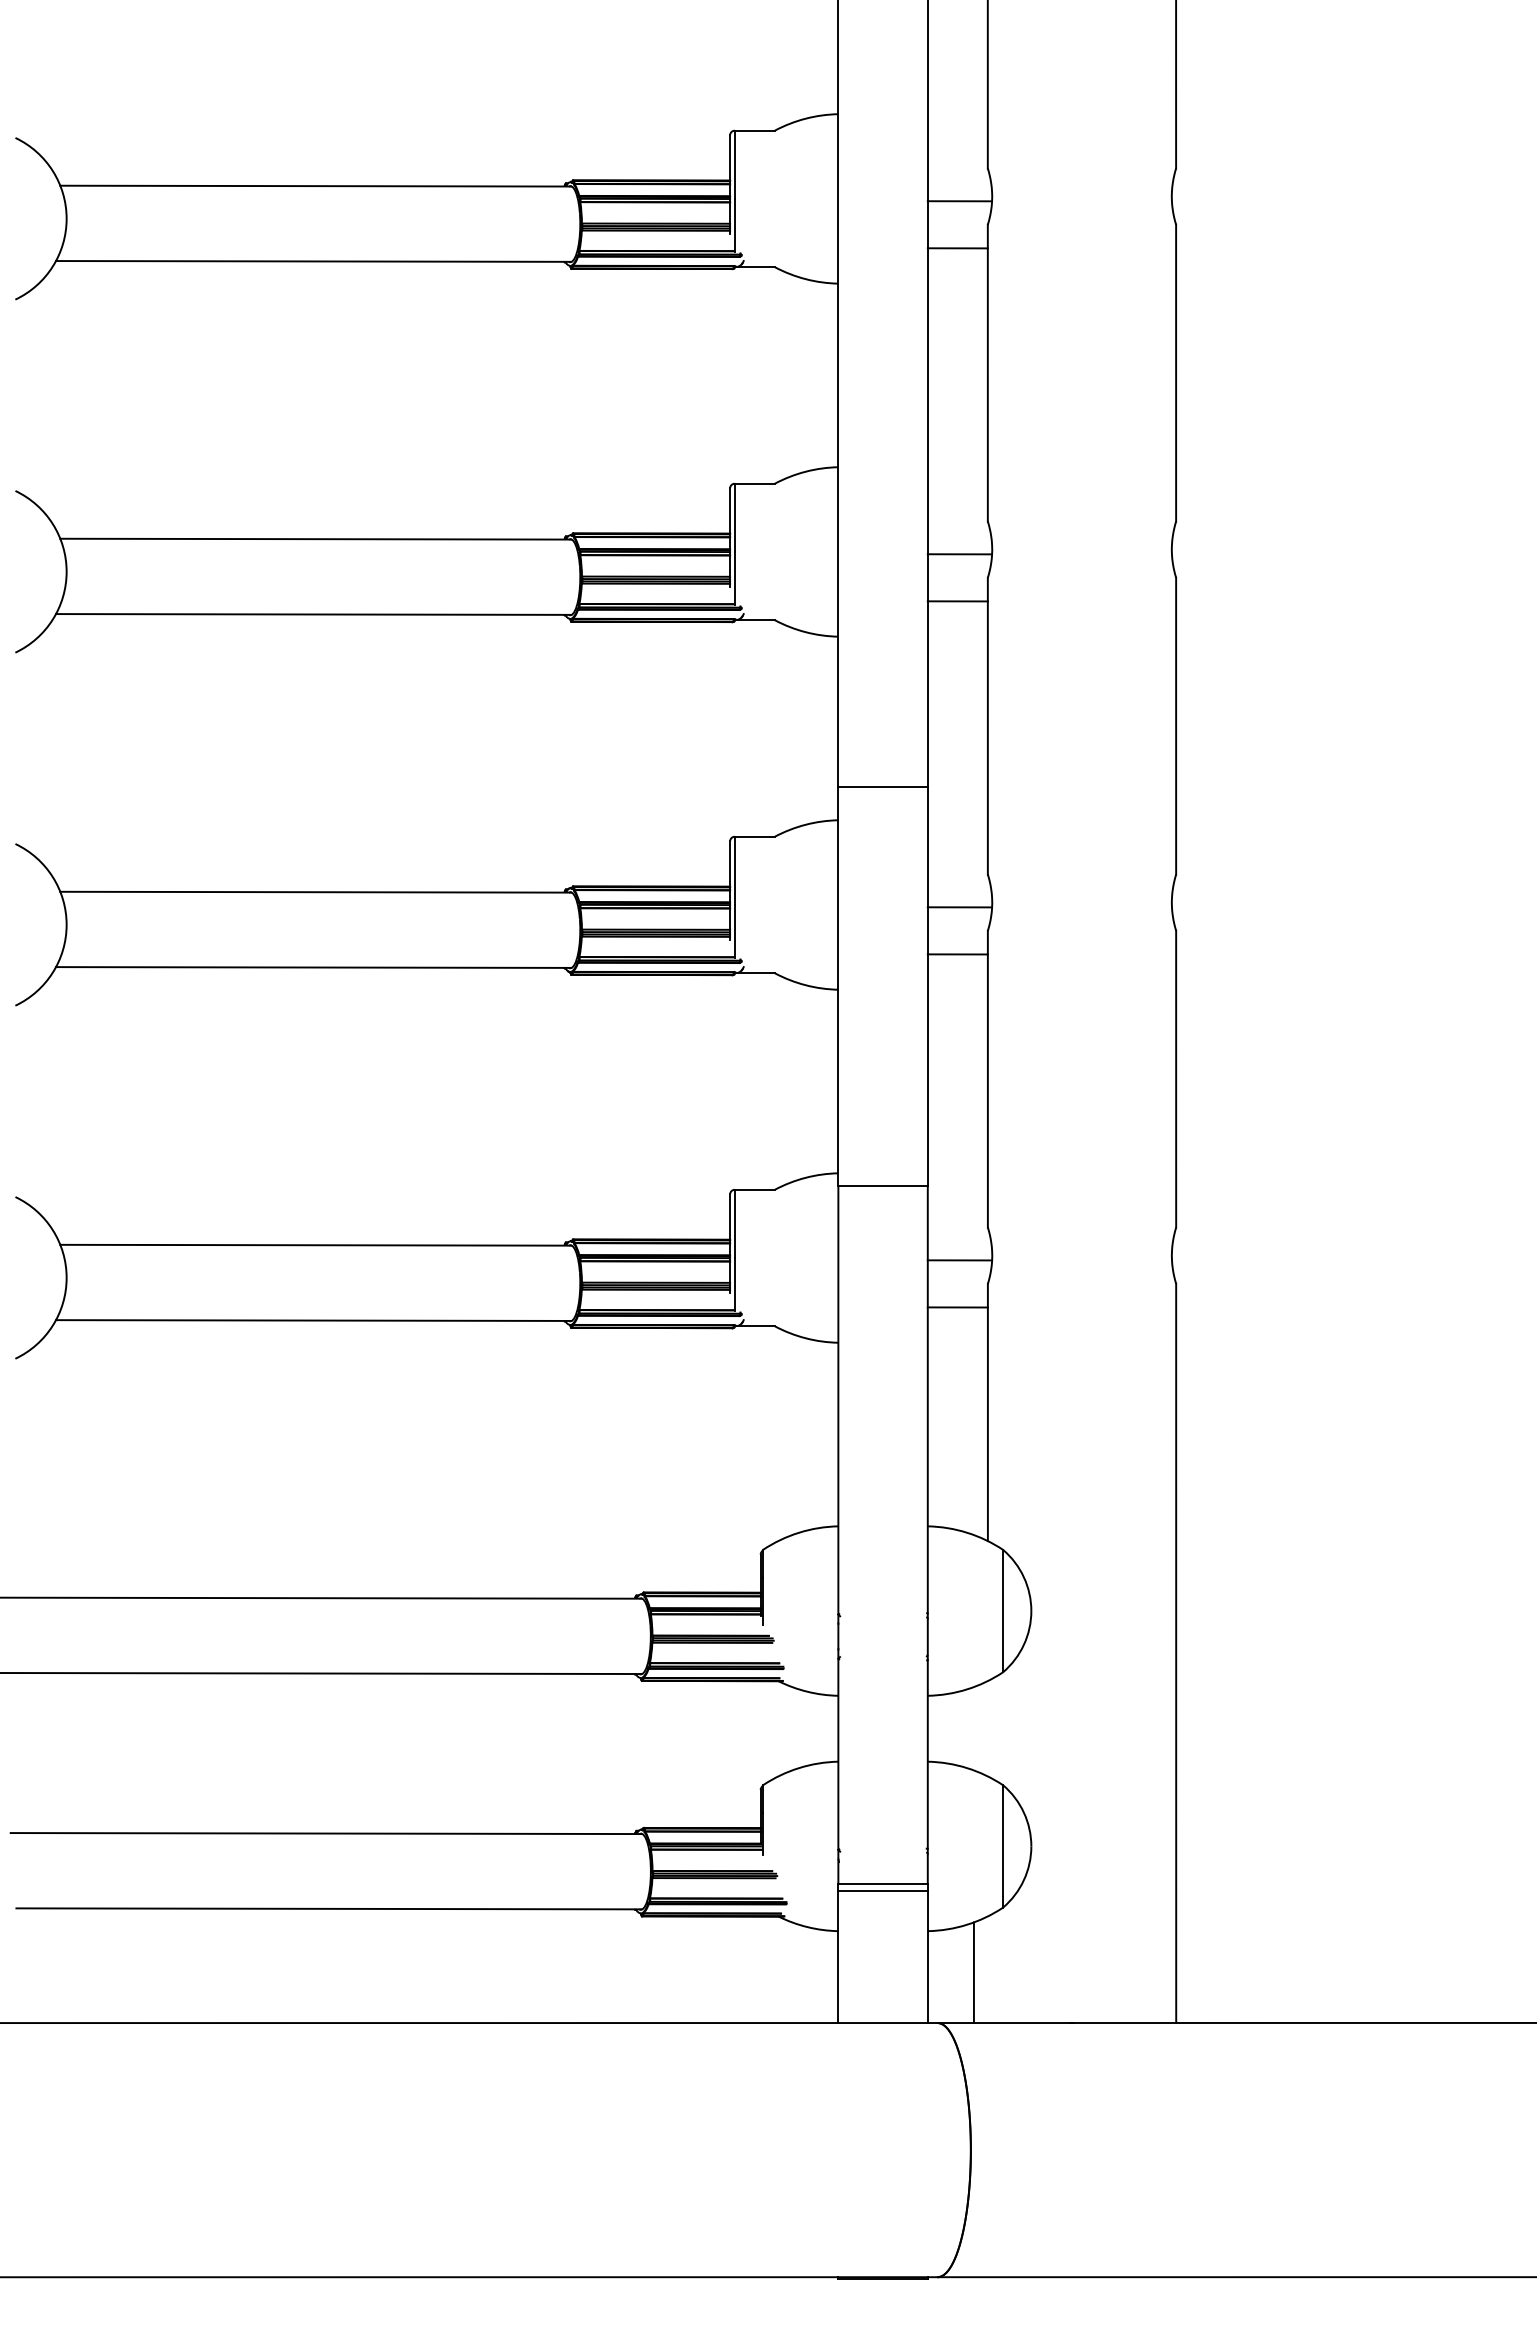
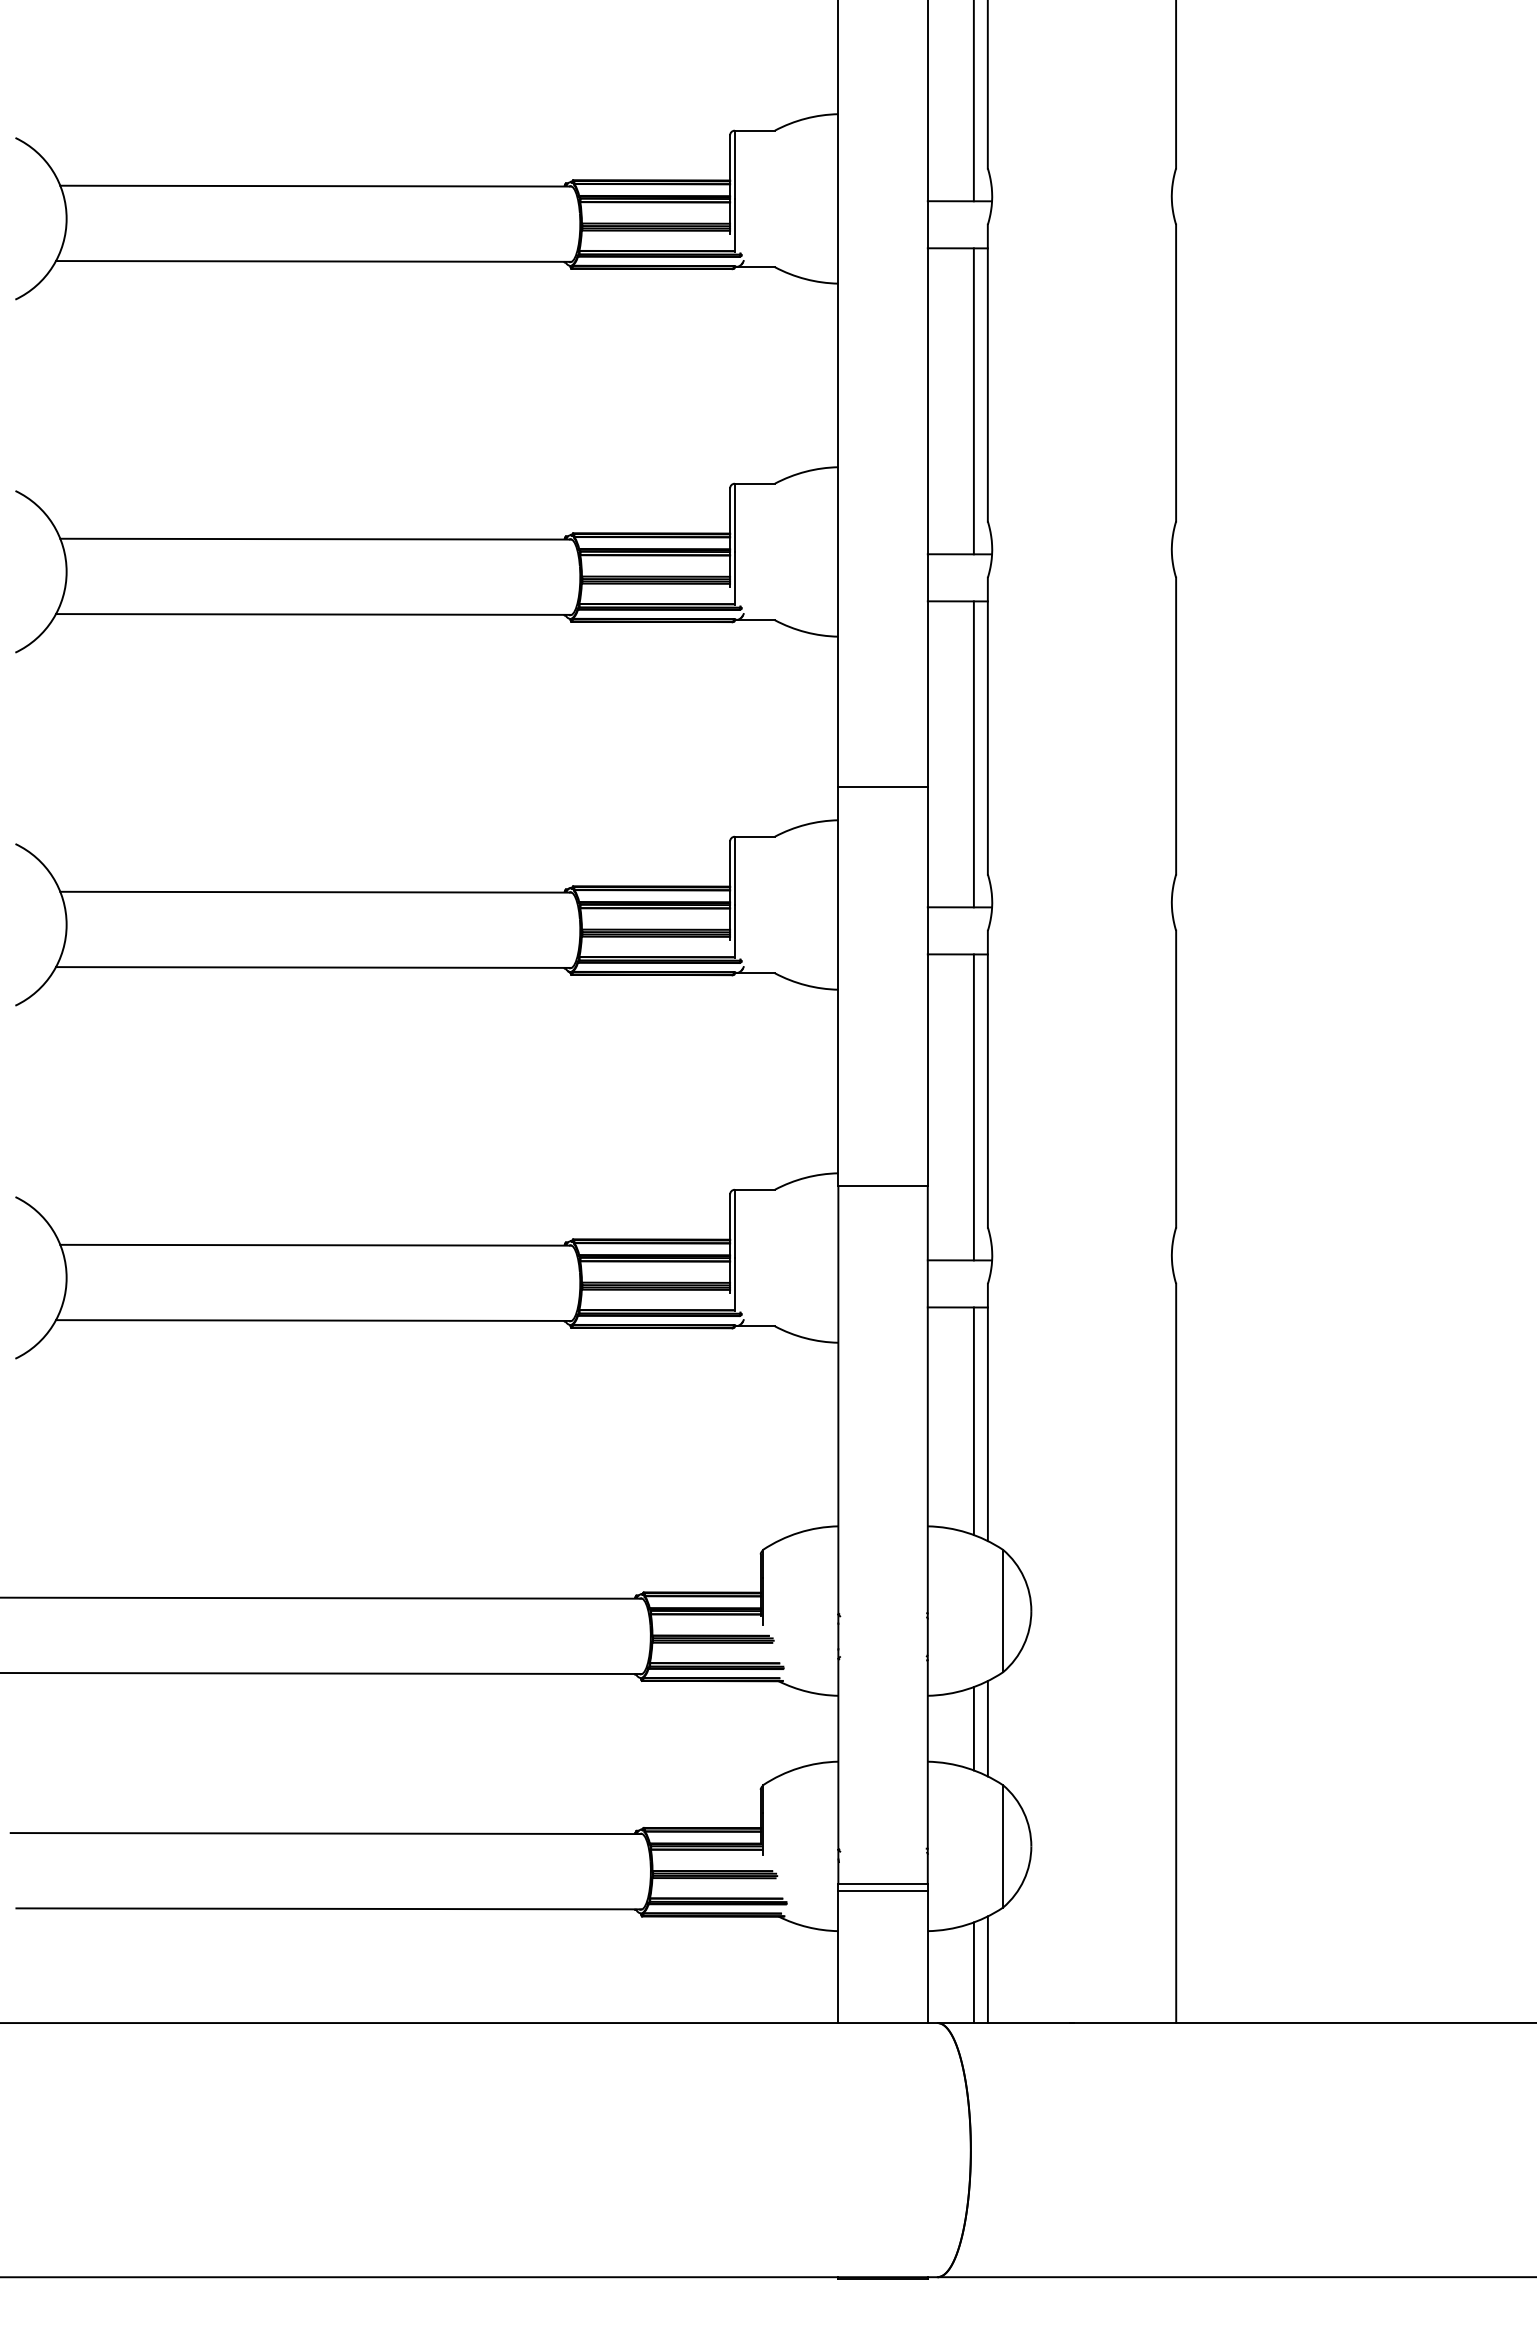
line: none -> present (973, 101)
line: none -> present (973, 401)
line: none -> present (973, 754)
line: none -> present (973, 1107)
line: none -> present (973, 1421)
line: none -> present (973, 1728)
line: none -> present (987, 1728)
line: none -> present (987, 1969)
